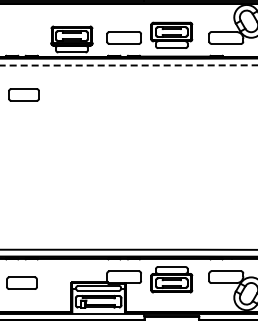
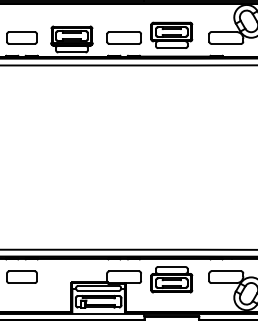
arc: dashed -> solid (129, 65)
part position: (23, 94) -> (21, 37) (21, 37)
part position: (21, 282) -> (21, 276) (21, 276)
